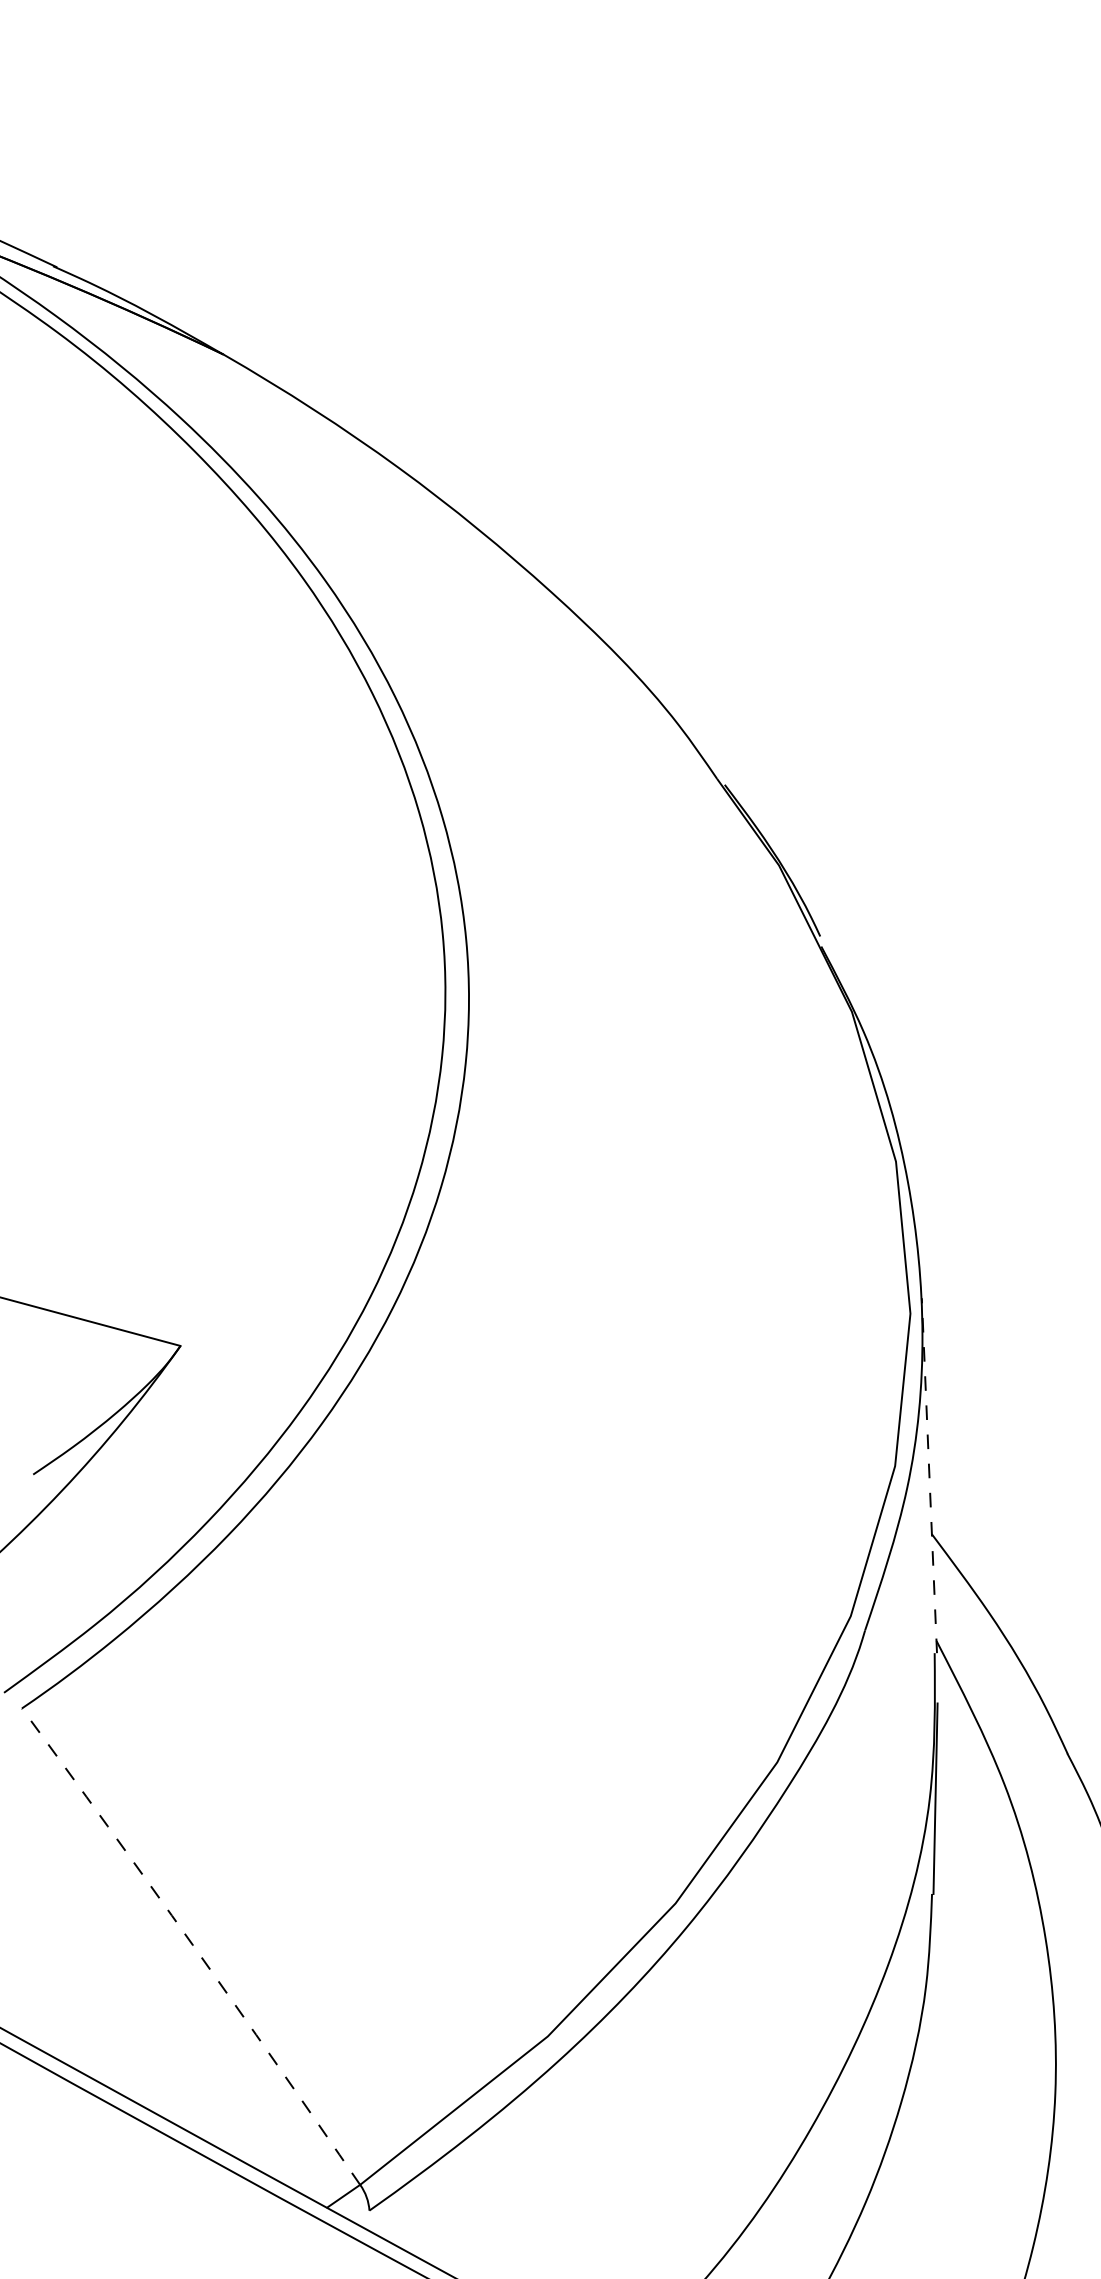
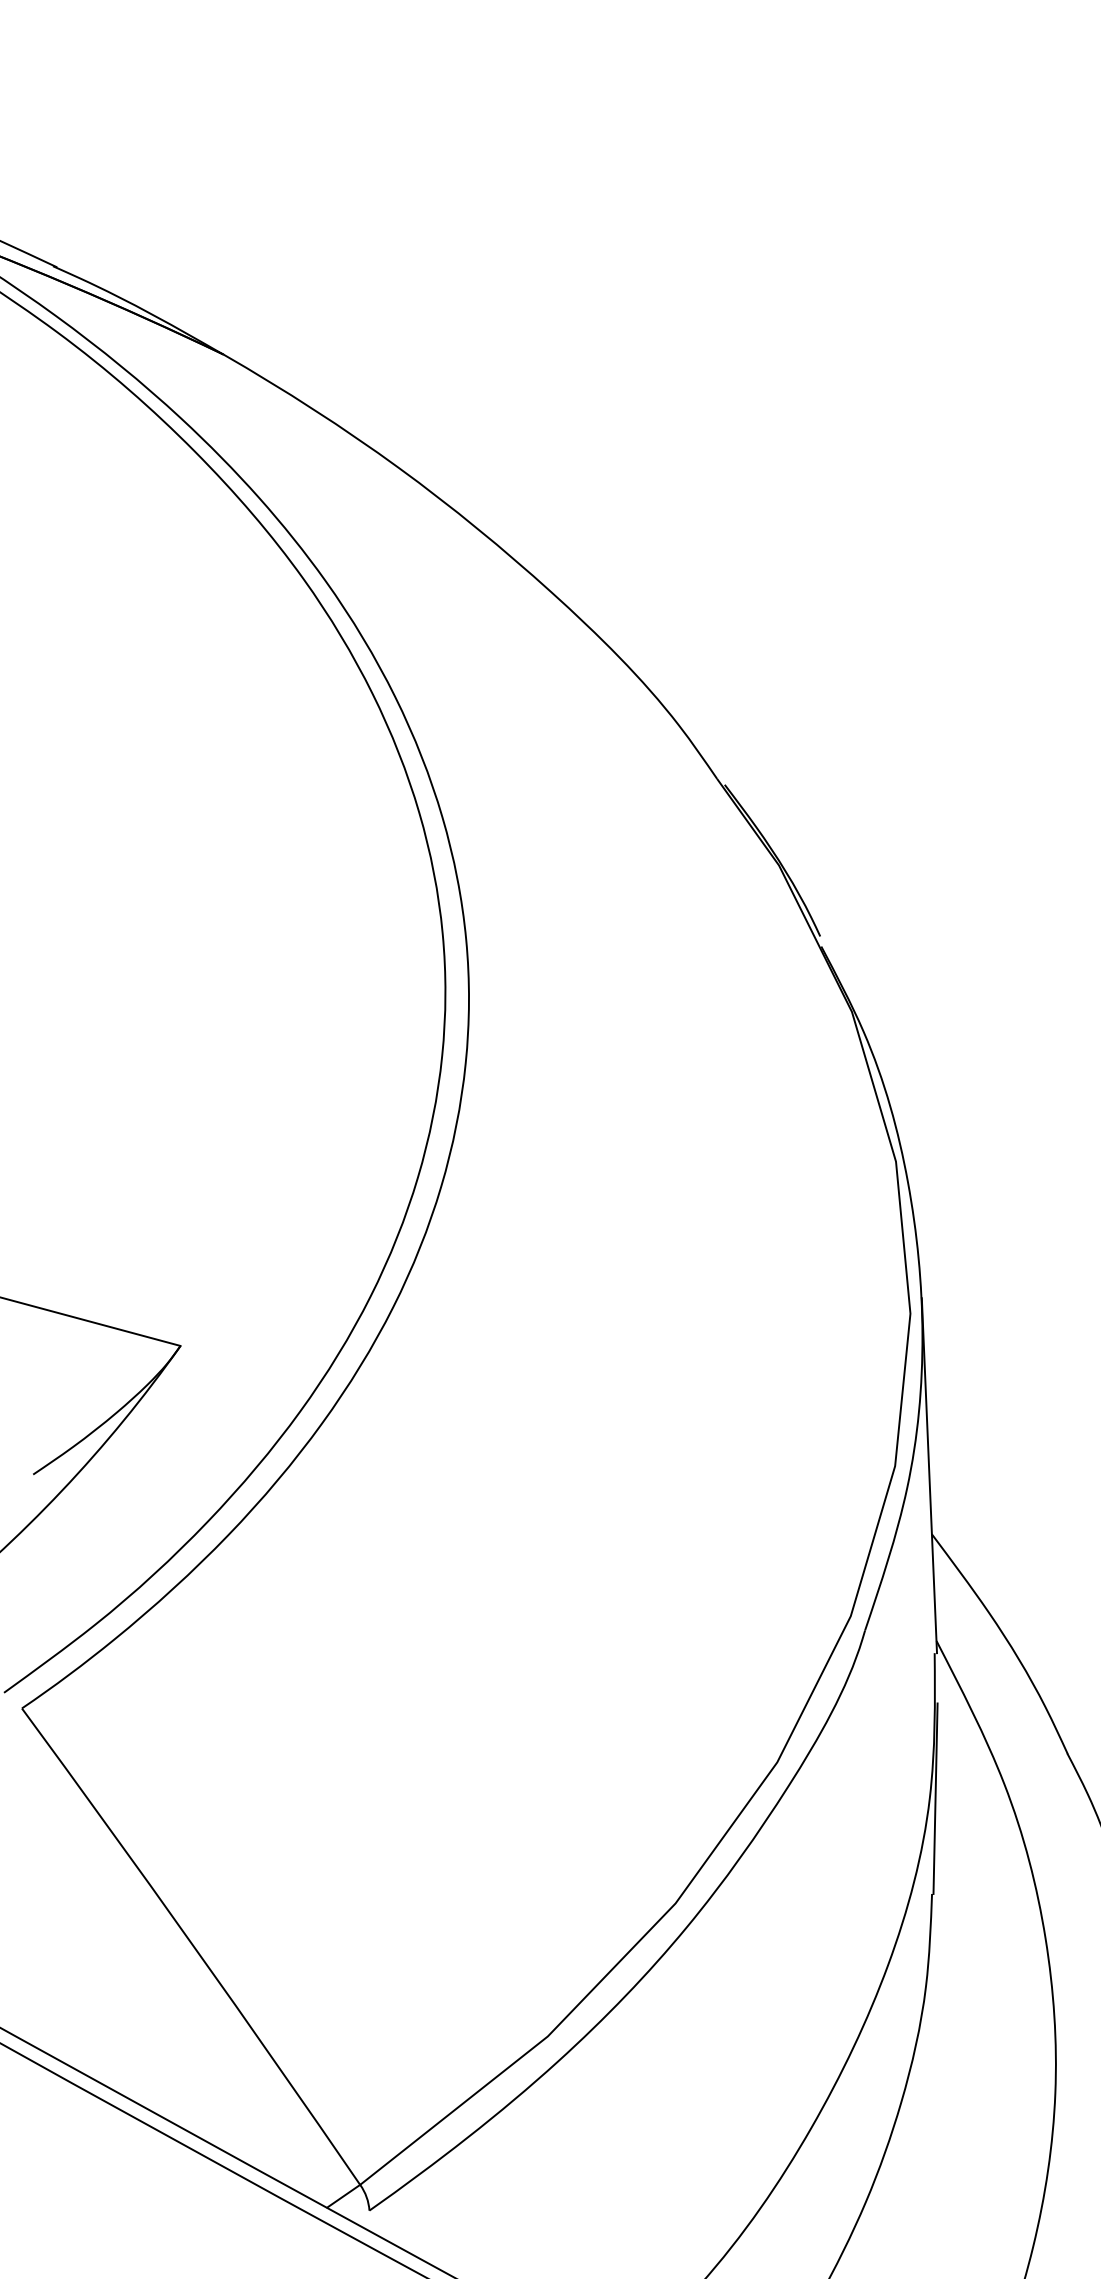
line: dashed -> solid (929, 1475)
arc: dashed -> solid (193, 1945)
